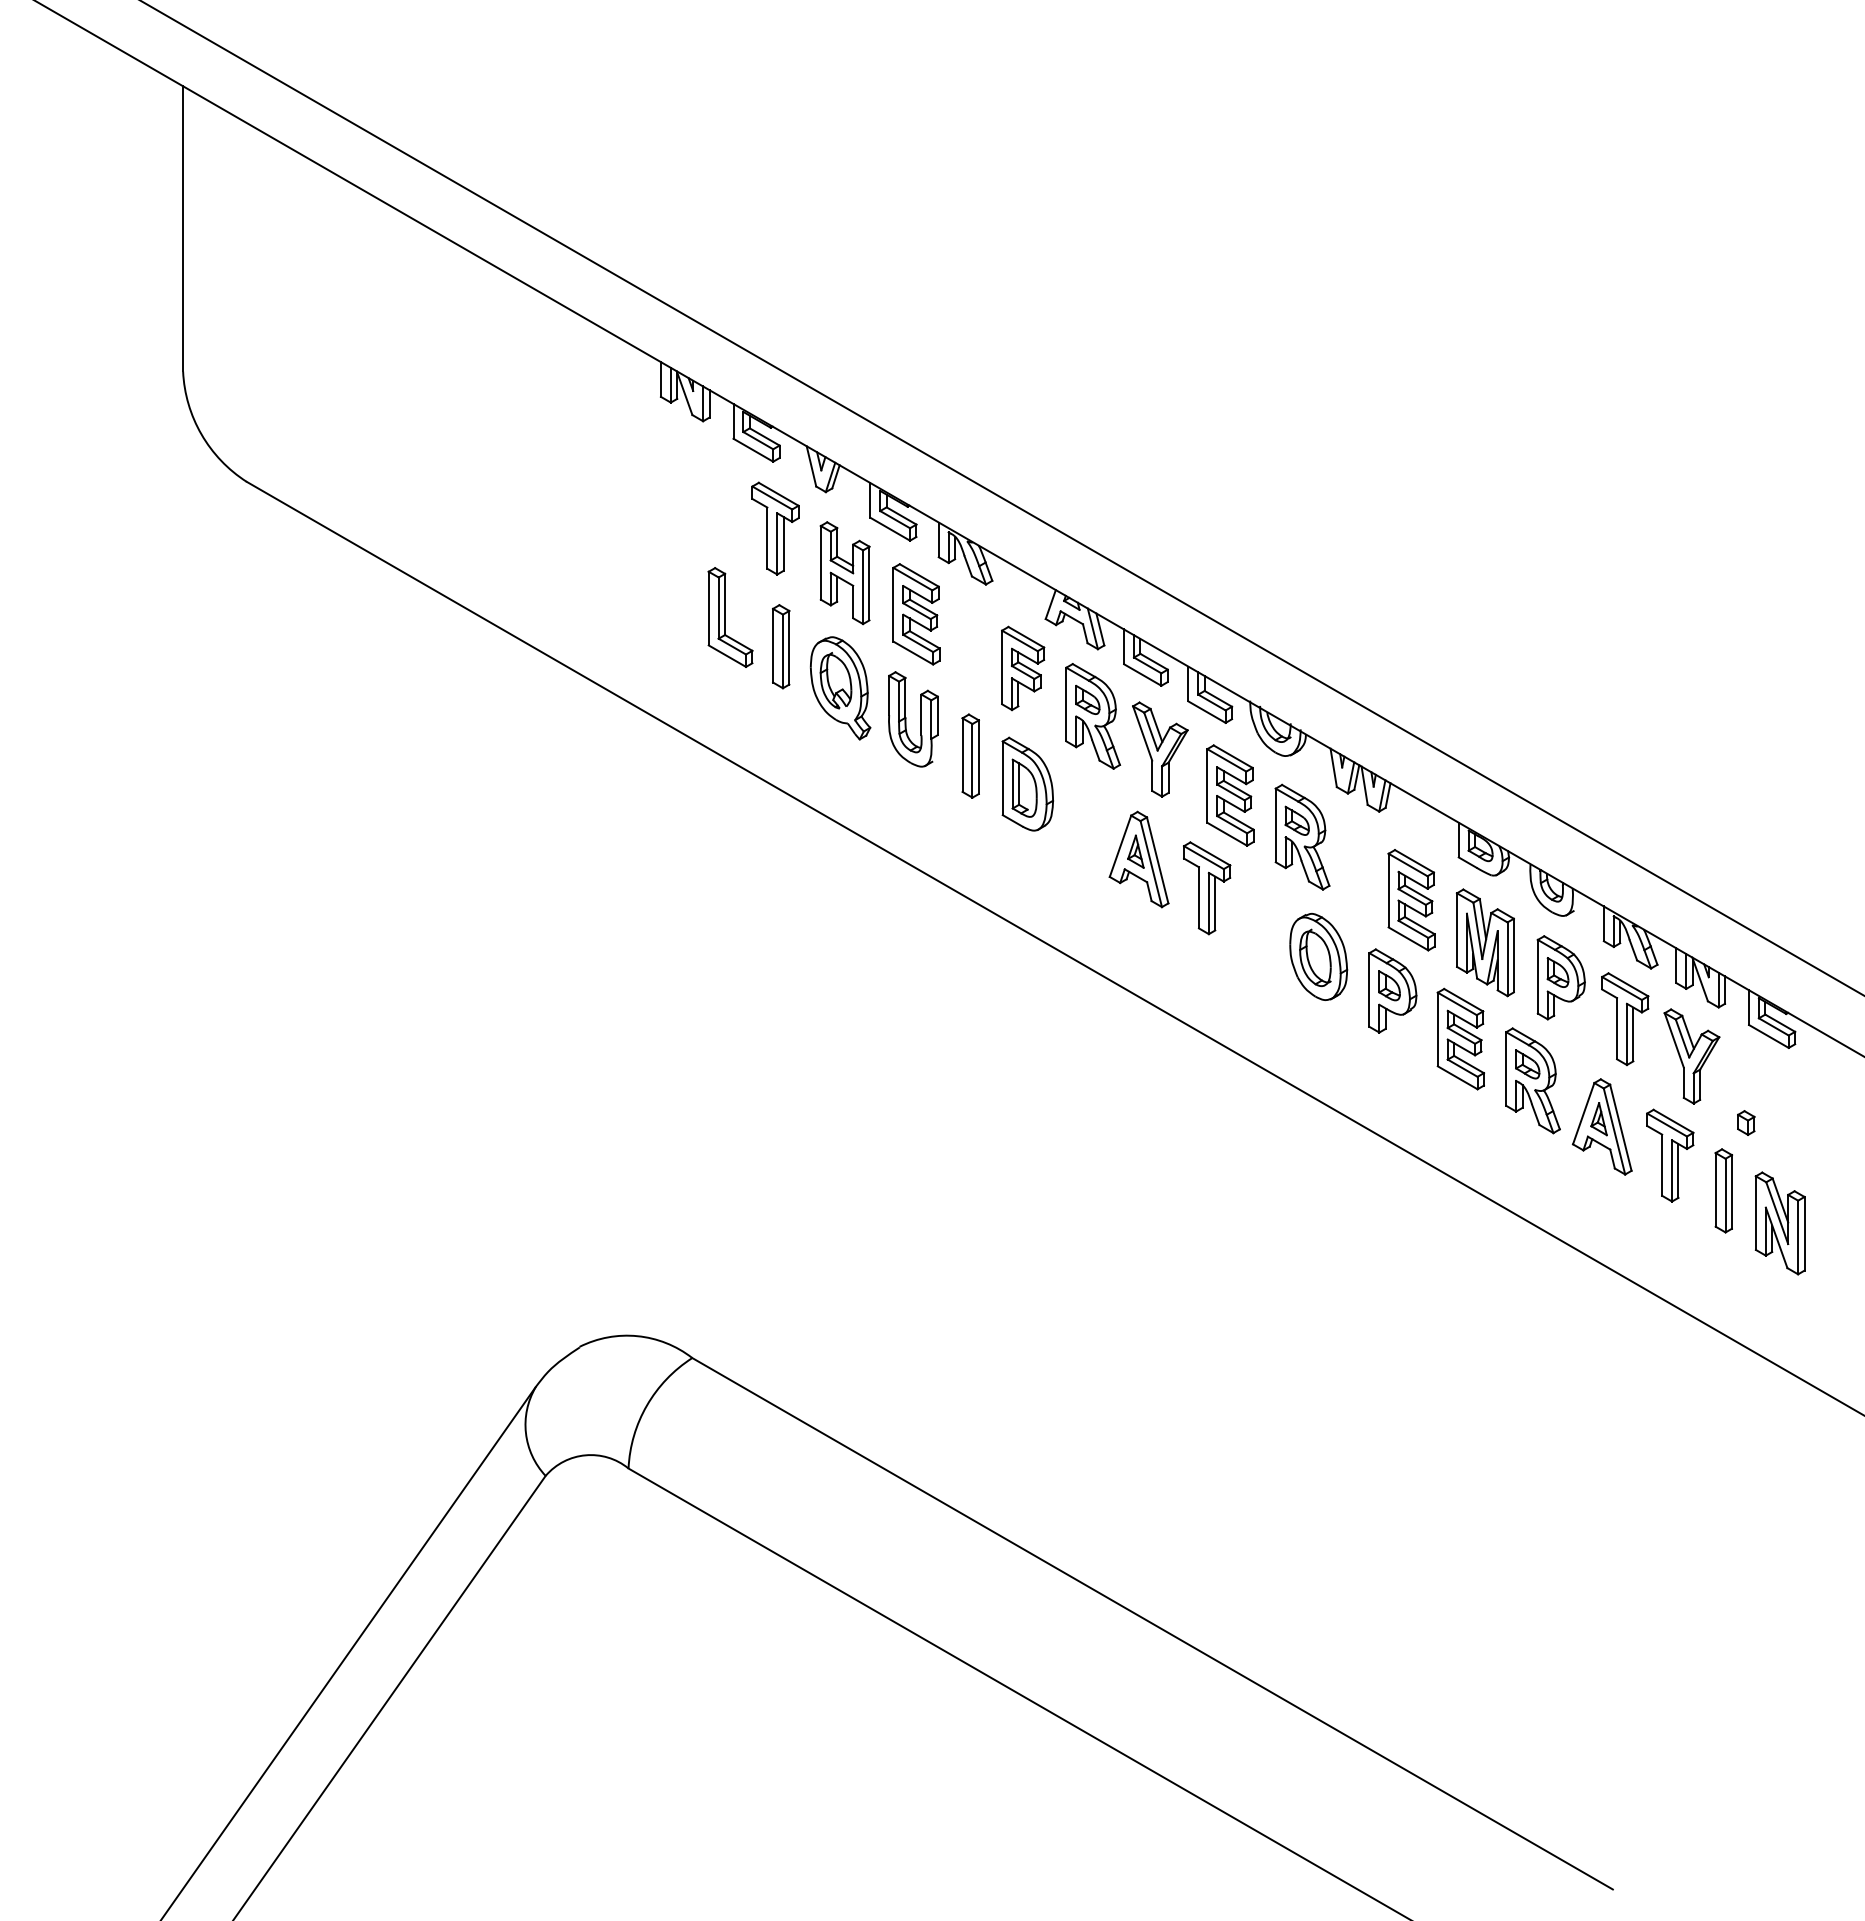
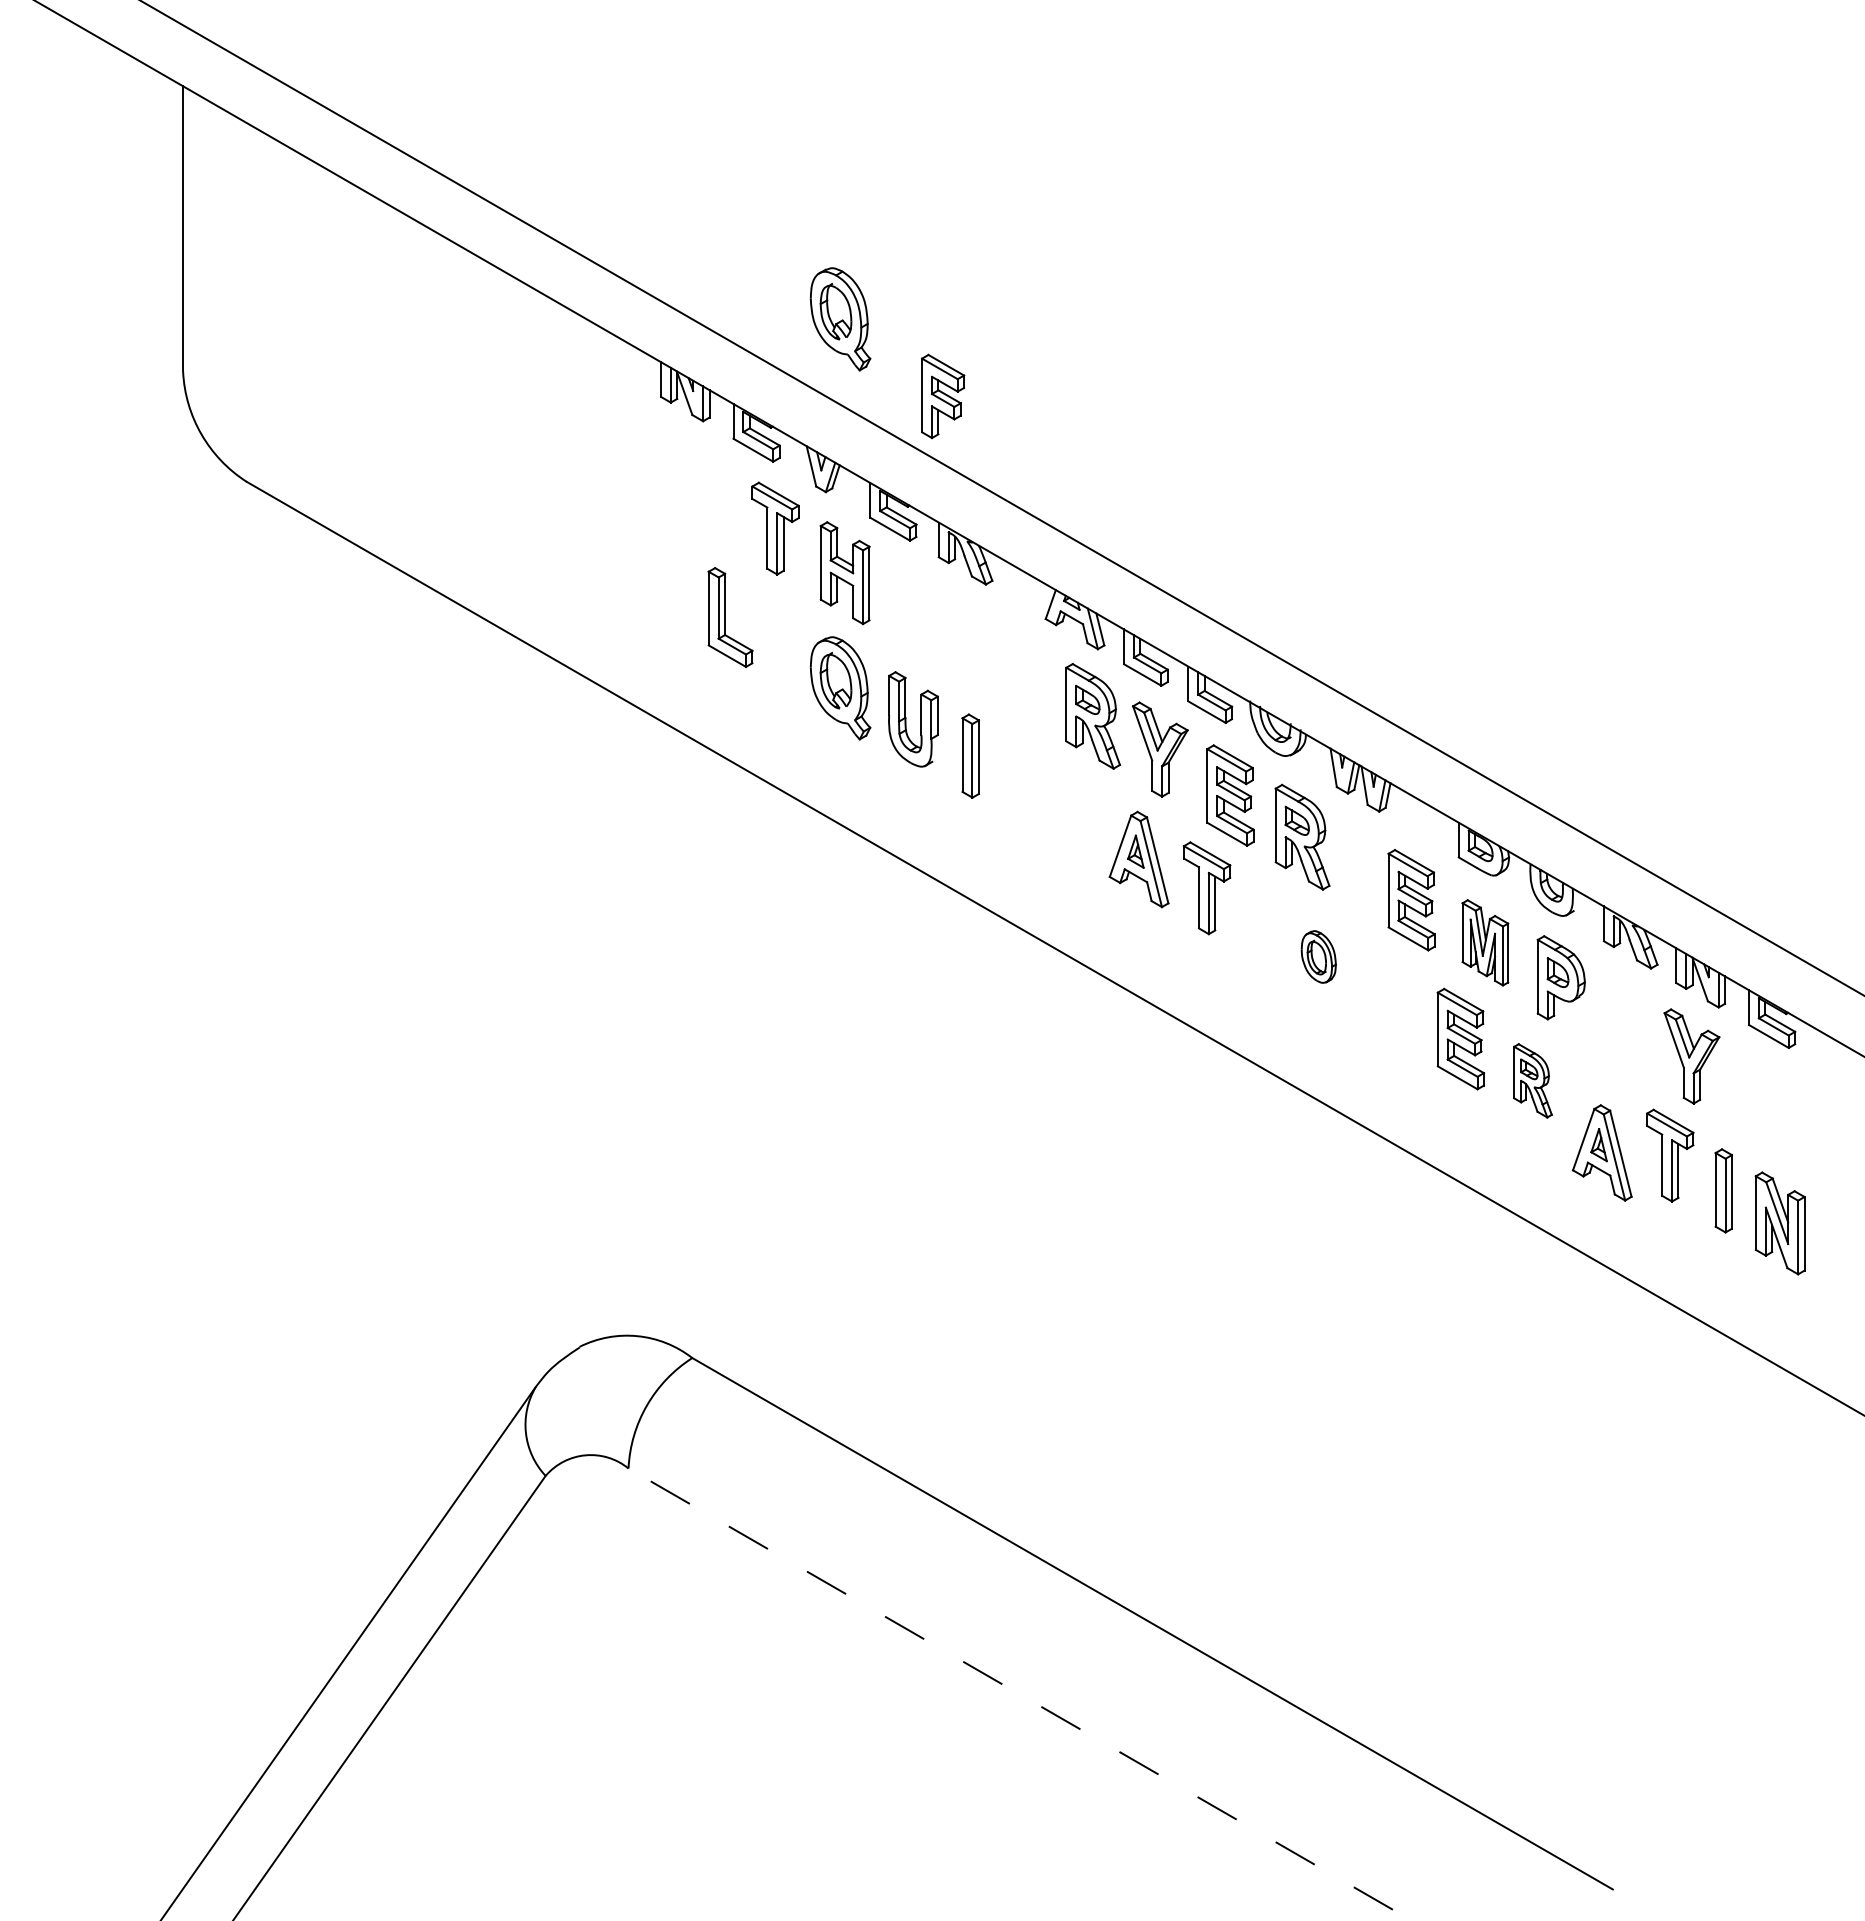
part: none -> present (840, 319)
part: present -> none (916, 614)
part: present -> none (781, 646)
part position: (1023, 668) -> (943, 396) (943, 396)
part: present -> none (1027, 783)
part size: 60x110 px -> 49x88 px (1485, 942)
part size: 60x88 px -> 37x54 px (1318, 956)
part: present -> none (1392, 990)
part: present -> none (1625, 1019)
part size: 56x108 px -> 40x76 px (1532, 1080)
part: present -> none (1746, 1122)
part position: (1601, 1126) -> (1601, 1152) (1601, 1152)
line: solid -> dashed (1019, 1694)
